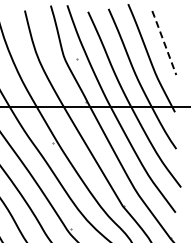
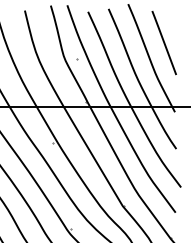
line: dashed -> solid (163, 41)
